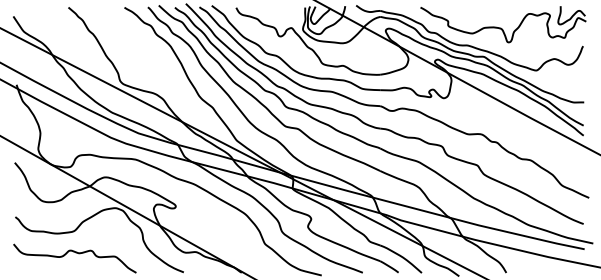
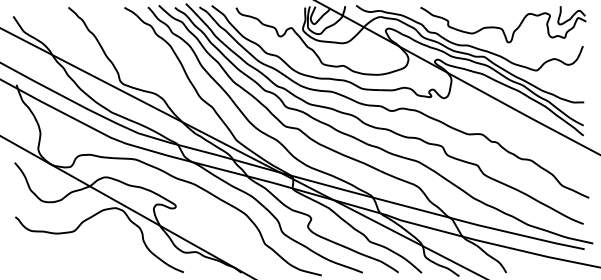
curve: present -> none (75, 253)
